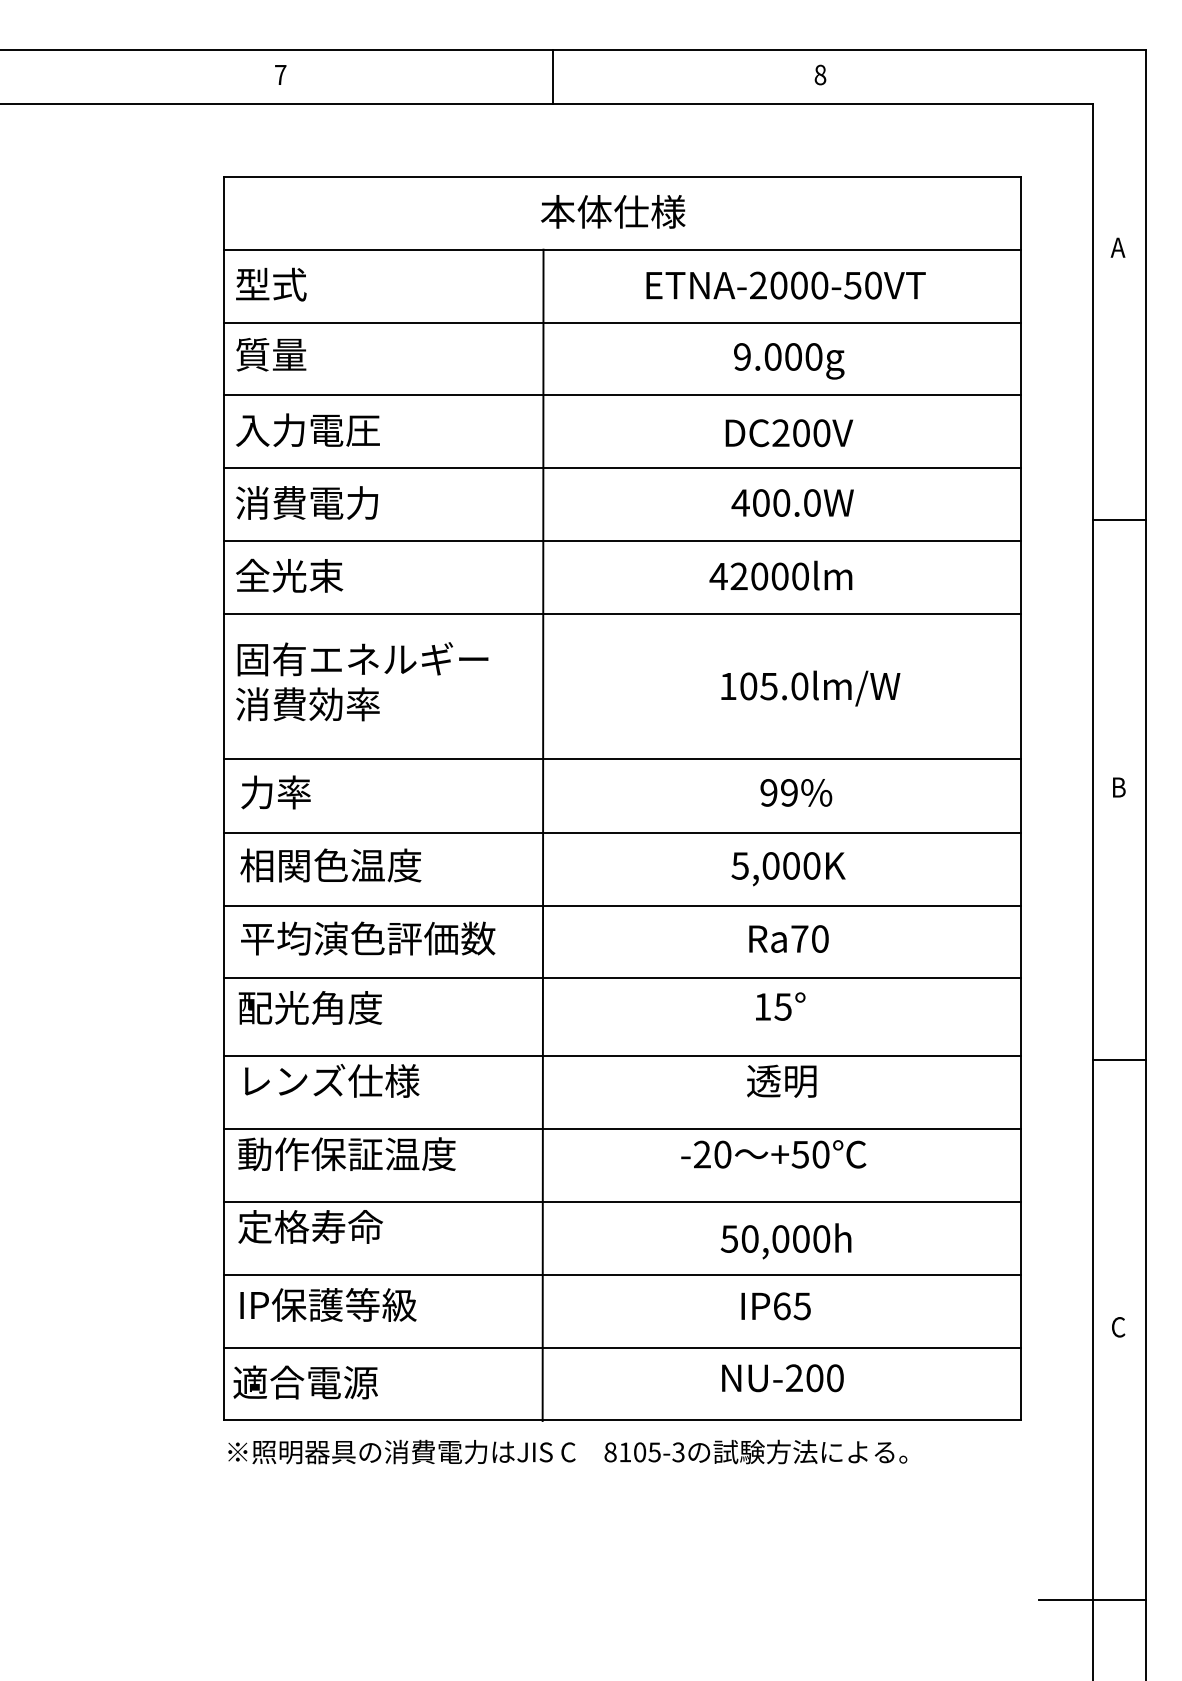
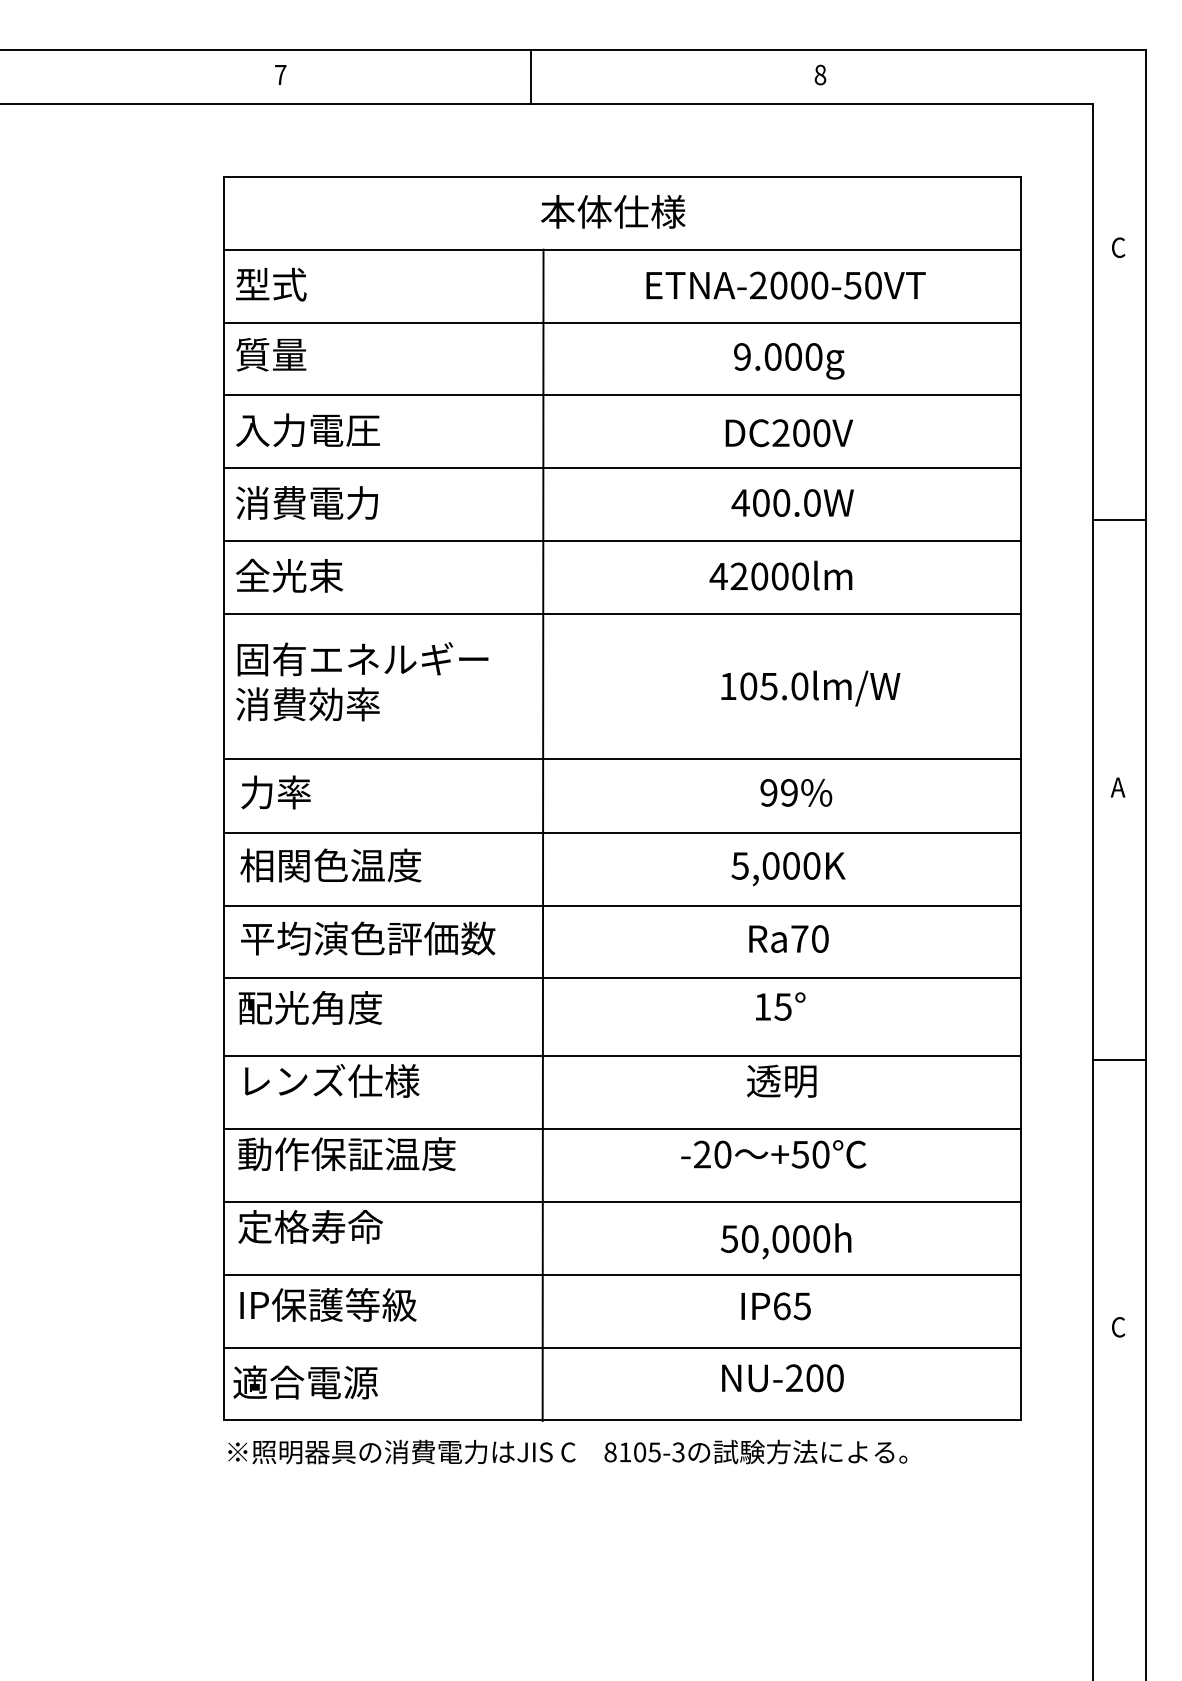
line position: (552, 77) -> (530, 77) (530, 77)
text: A -> C (1117, 247)
text: B -> A (1117, 787)
line: present -> none (1092, 1599)
